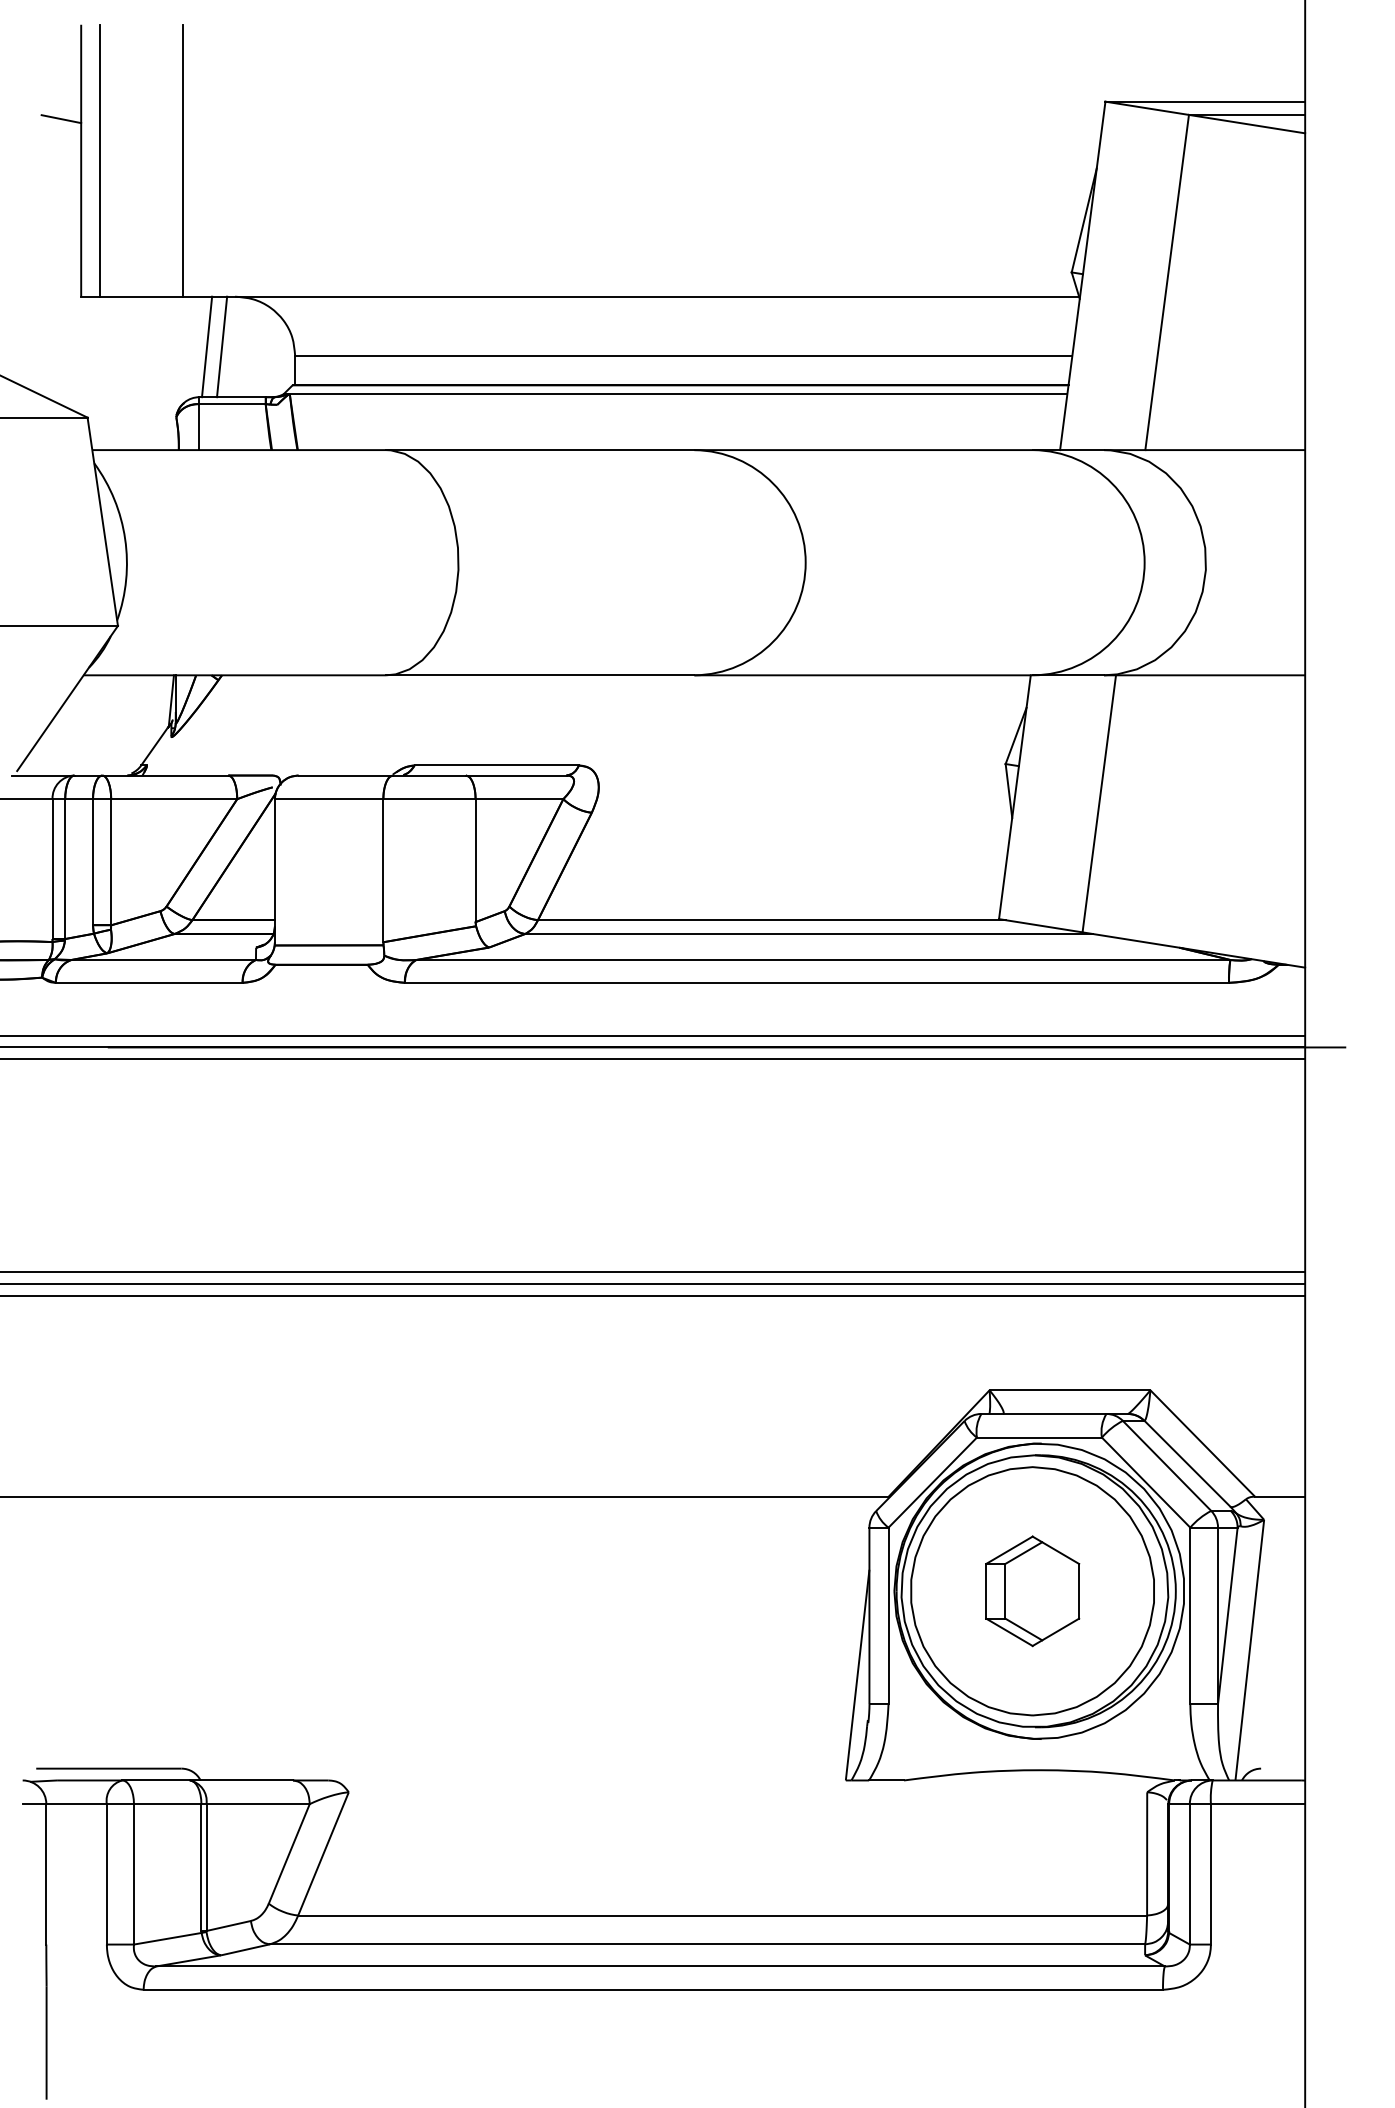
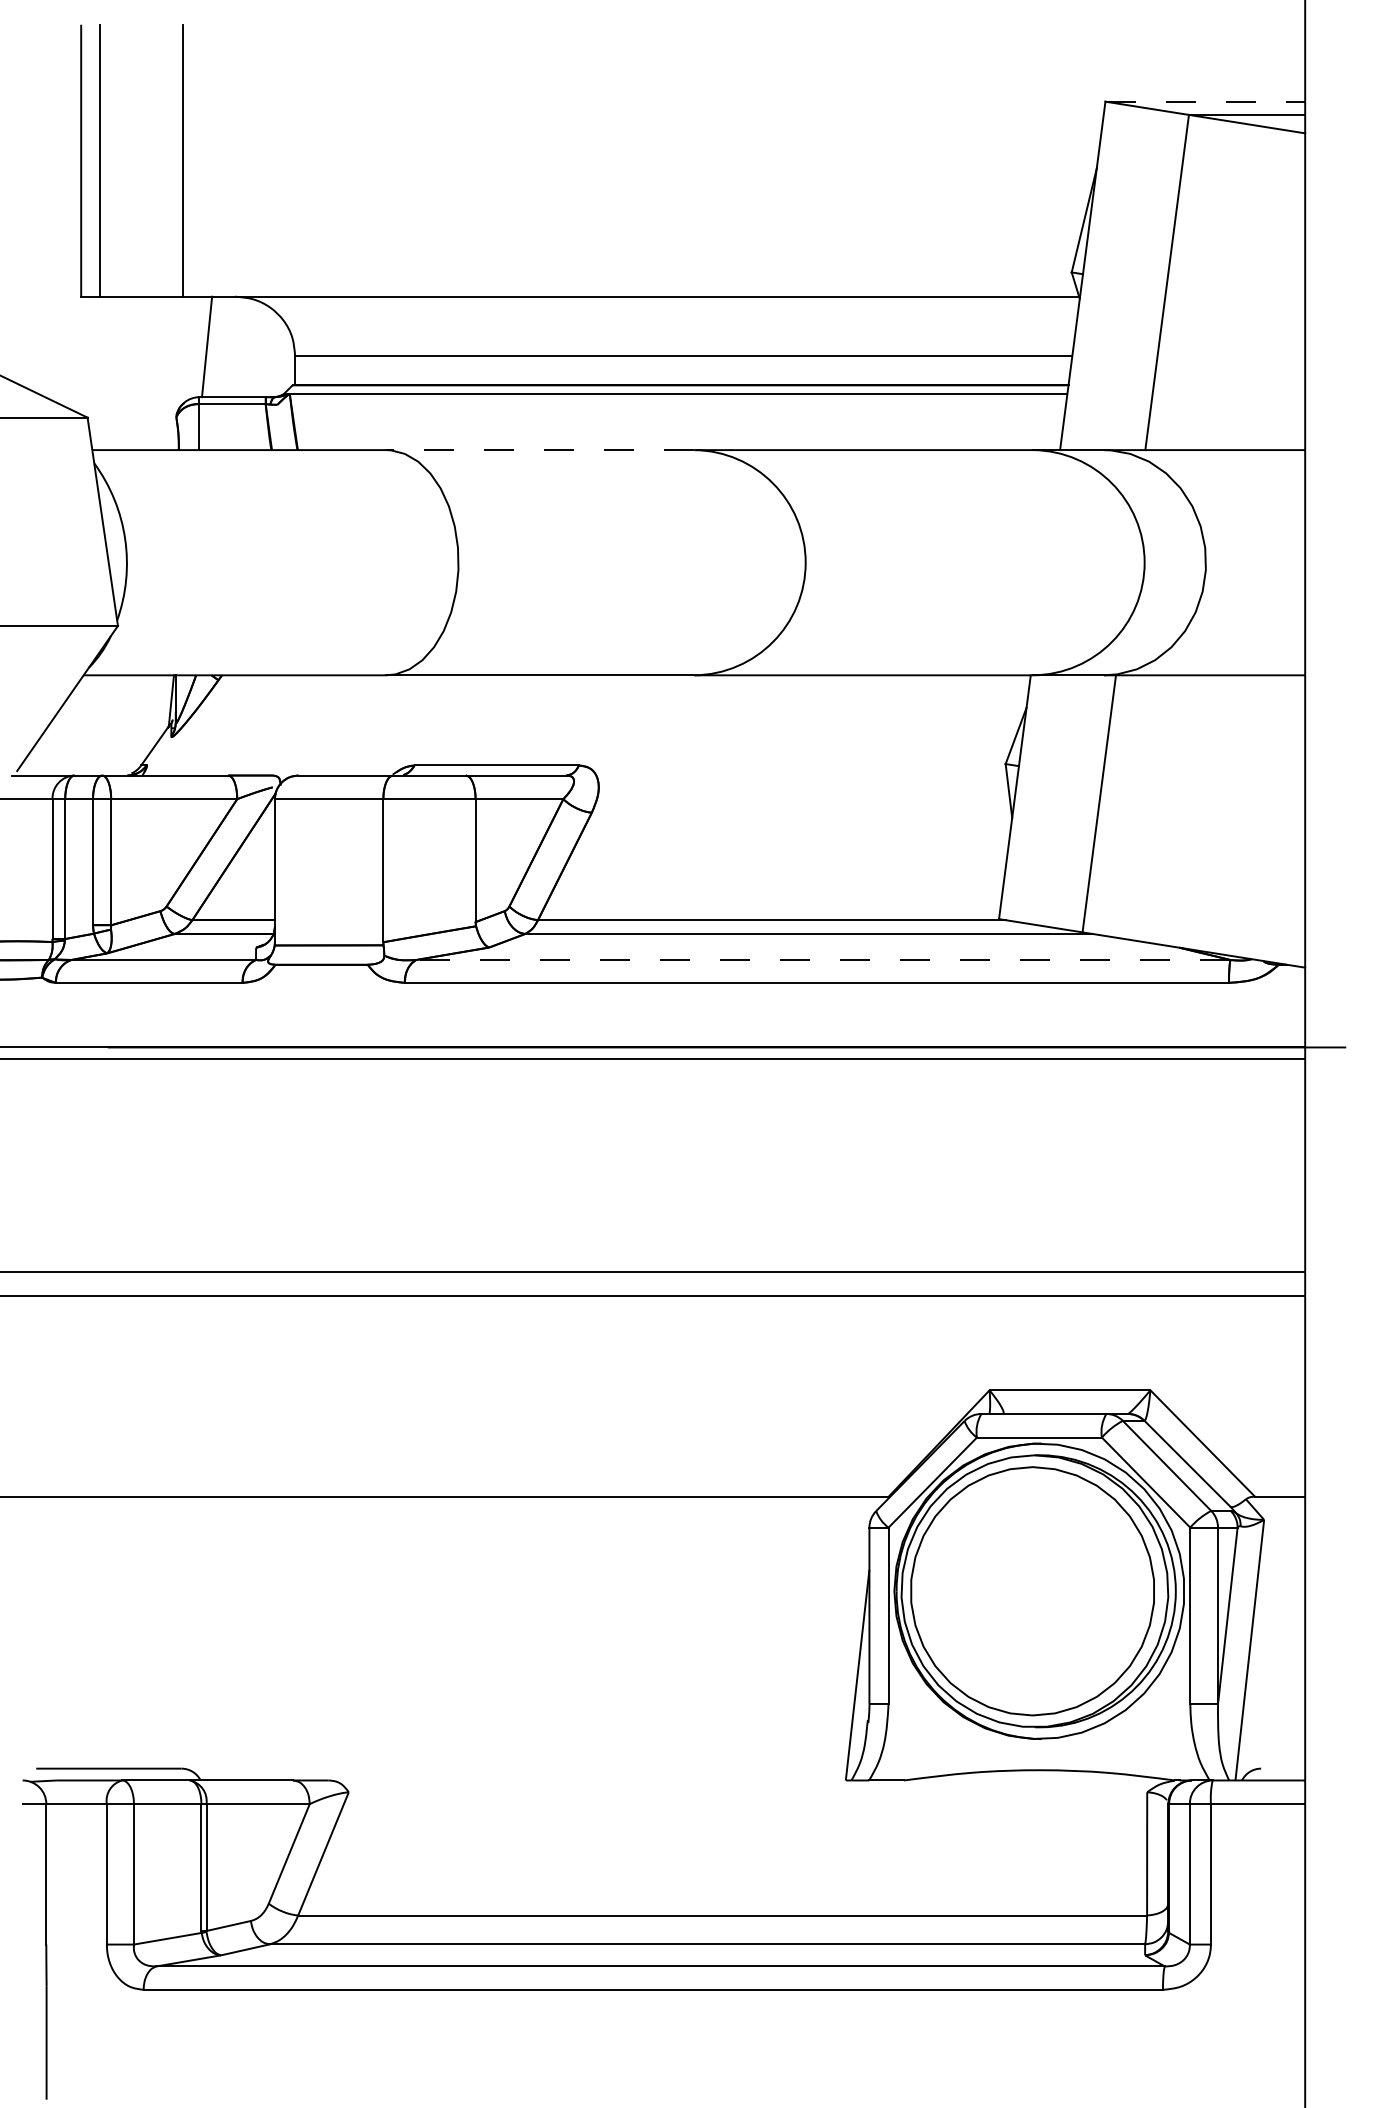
line: solid -> dashed (1205, 101)
line: present -> none (61, 119)
line: present -> none (222, 346)
line: solid -> dashed (539, 450)
line: solid -> dashed (822, 960)
line: present -> none (653, 1035)
line: present -> none (653, 1283)
part: present -> none (1032, 1591)
